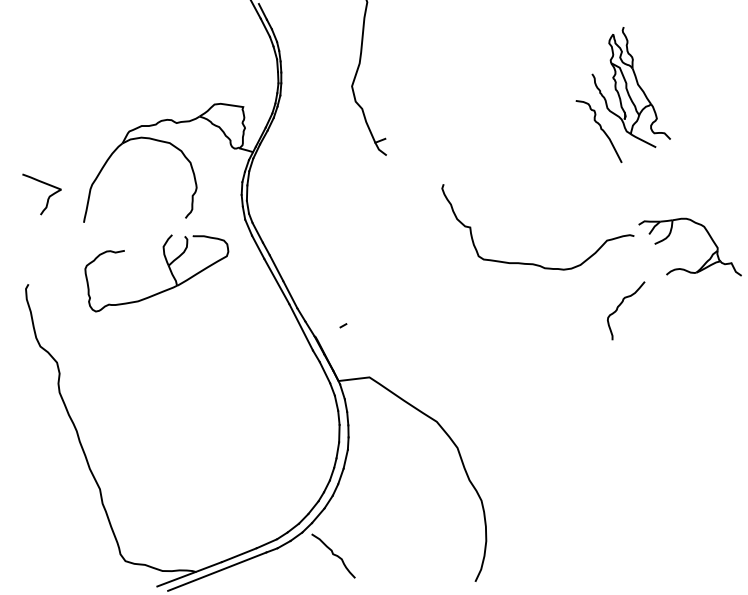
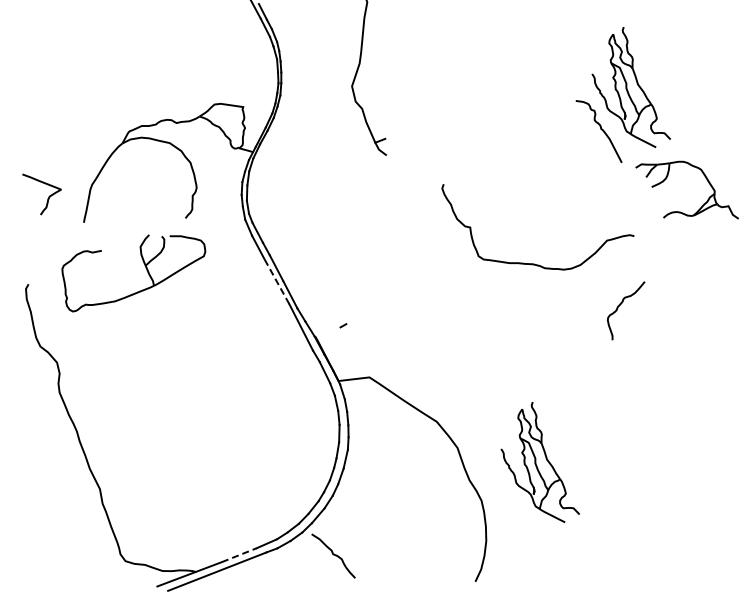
part position: (705, 261) -> (702, 204) (702, 204)
part position: (168, 268) -> (145, 268) (145, 268)
line: solid -> dashed (276, 281)
part: none -> present (539, 462)
line: solid -> dashed (239, 555)
